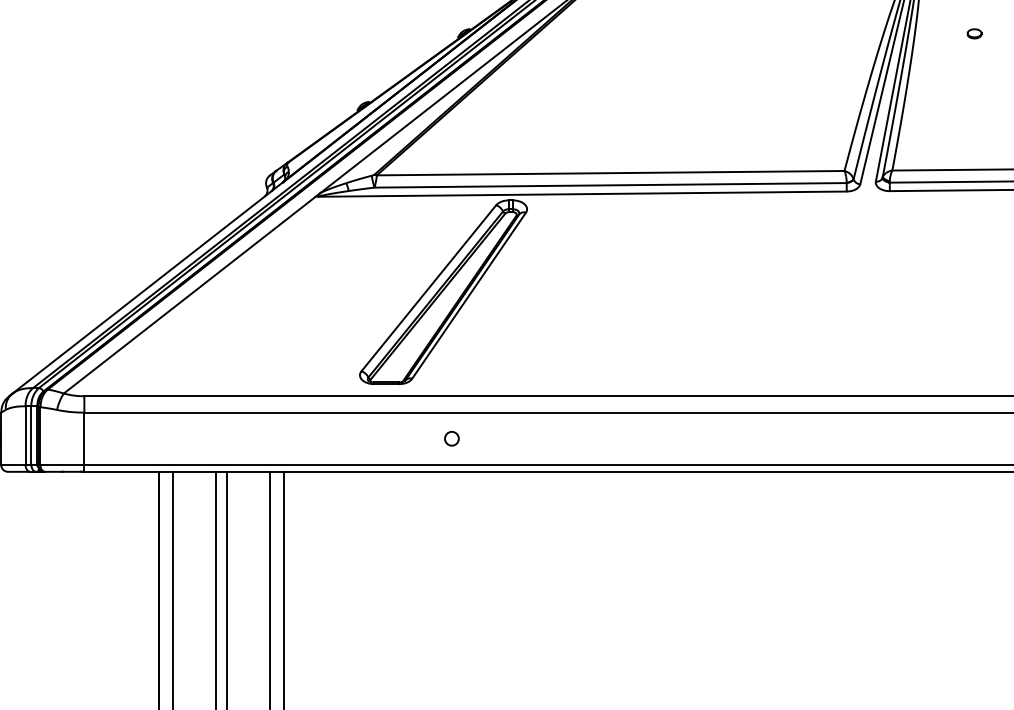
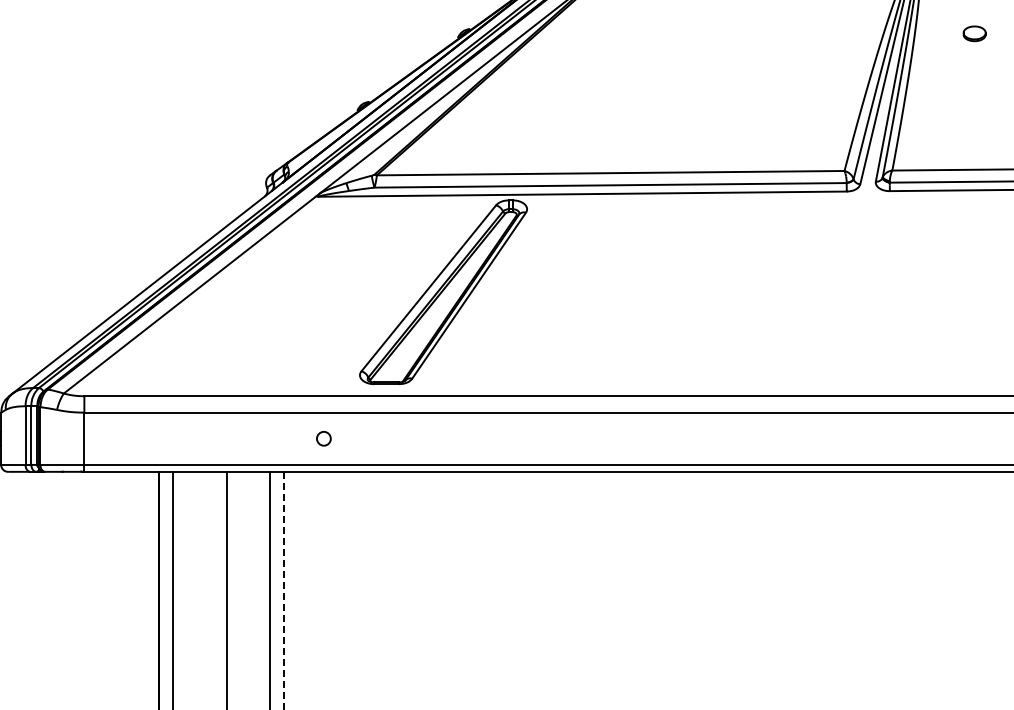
part size: 17x12 px -> 25x18 px (974, 33)
circle position: (451, 438) -> (323, 438) (323, 438)
line: present -> none (215, 588)
line: solid -> dashed (283, 590)
